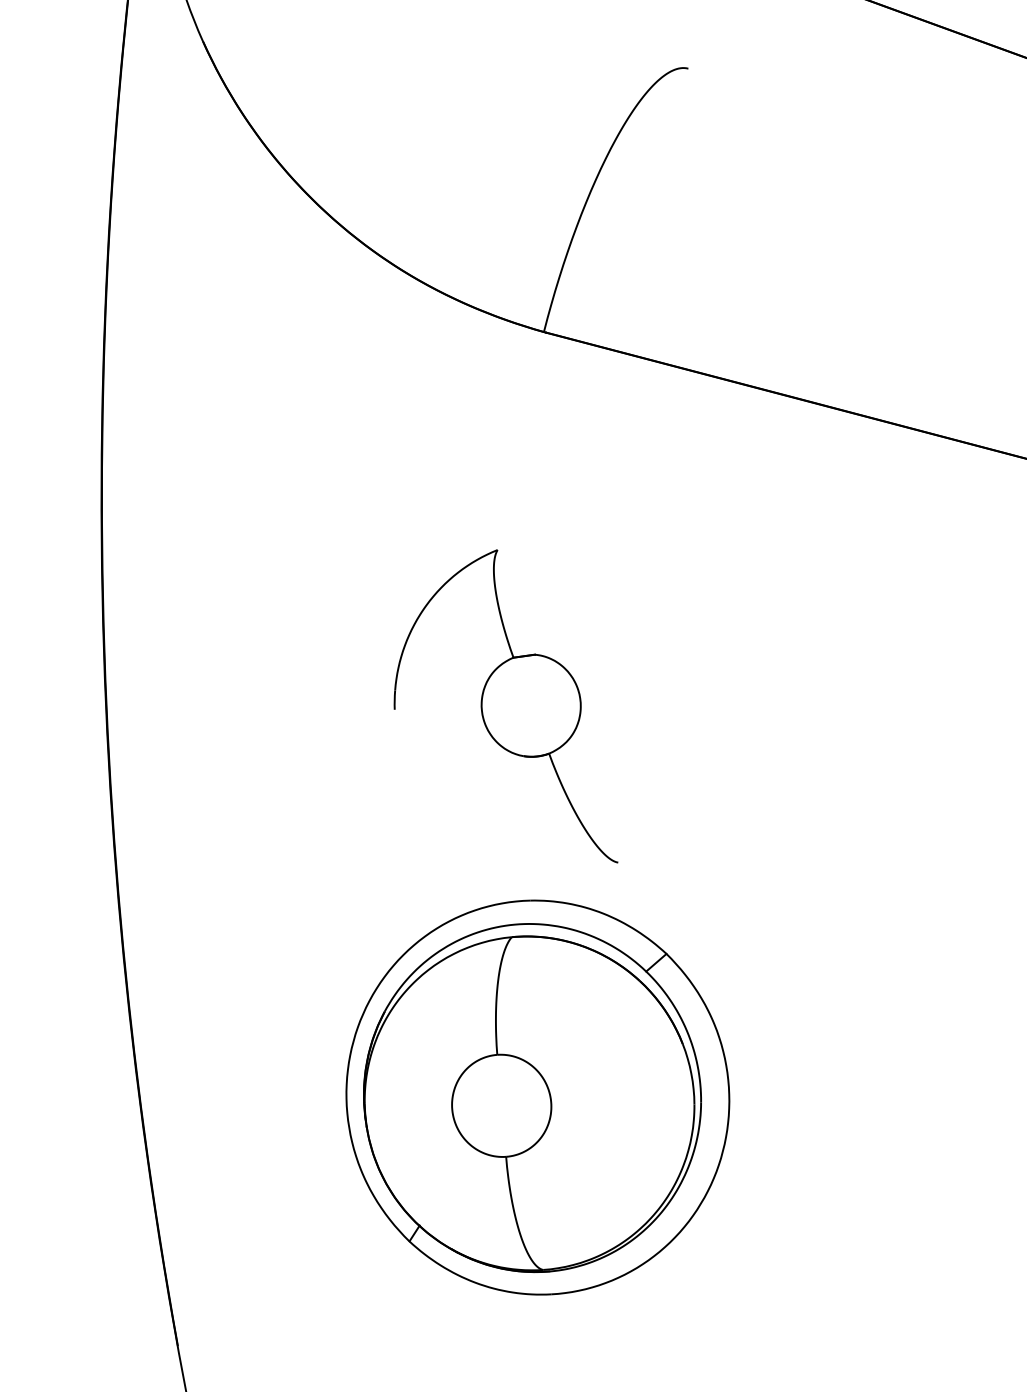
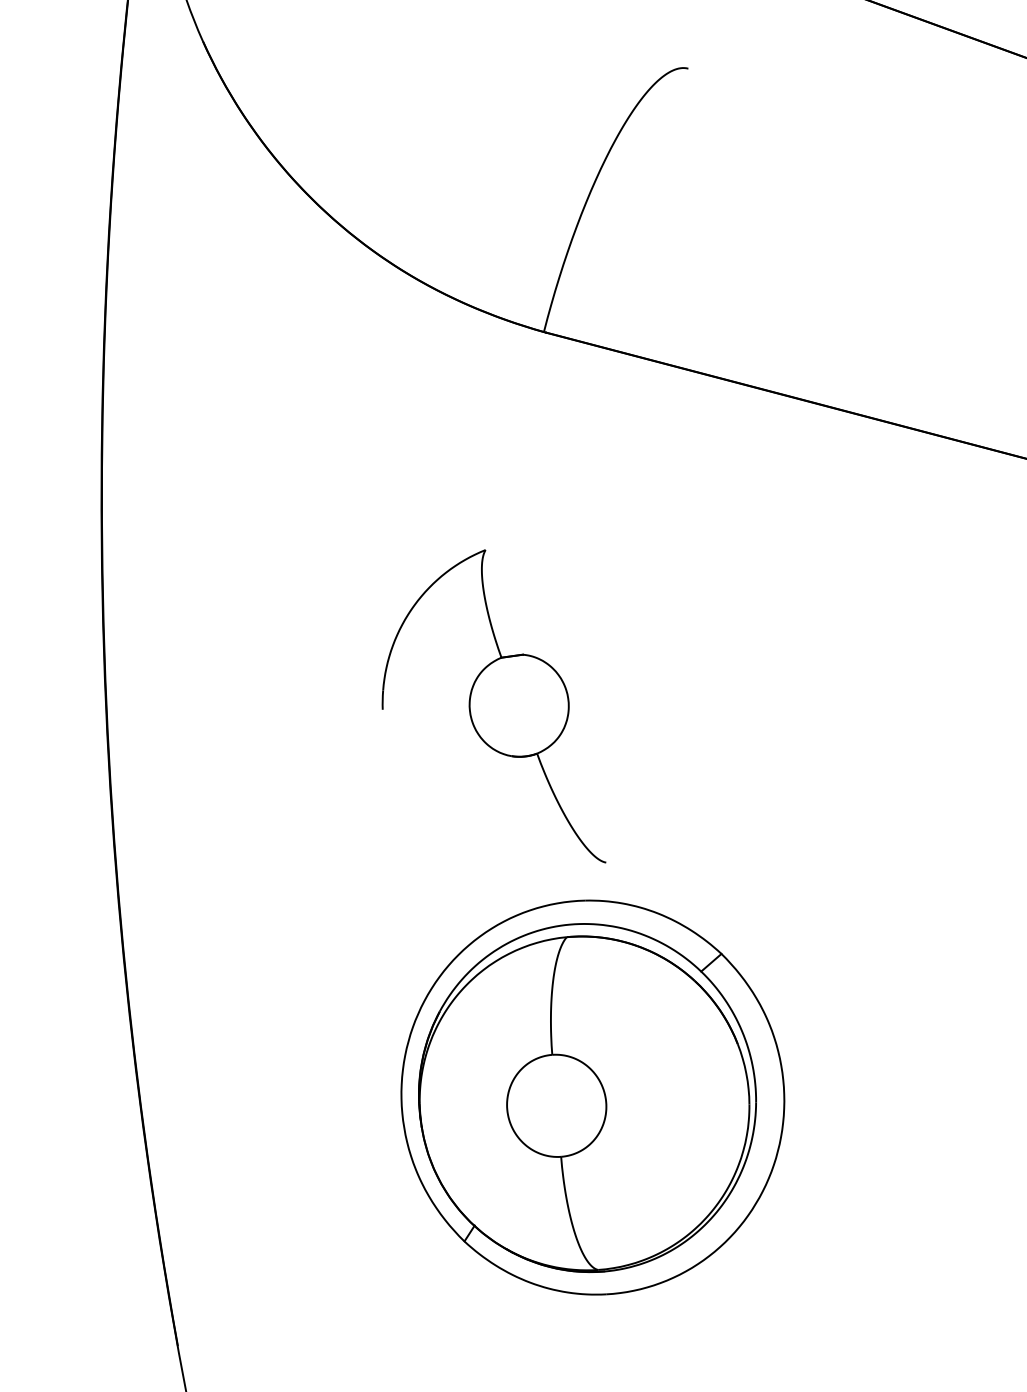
part position: (505, 706) -> (493, 706) (493, 706)
part position: (537, 1097) -> (592, 1097) (592, 1097)
